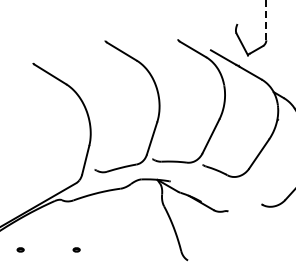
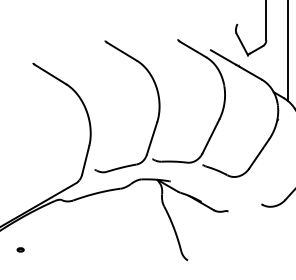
line: dashed -> solid (266, 20)
line: none -> present (287, 51)
part: present -> none (76, 249)
